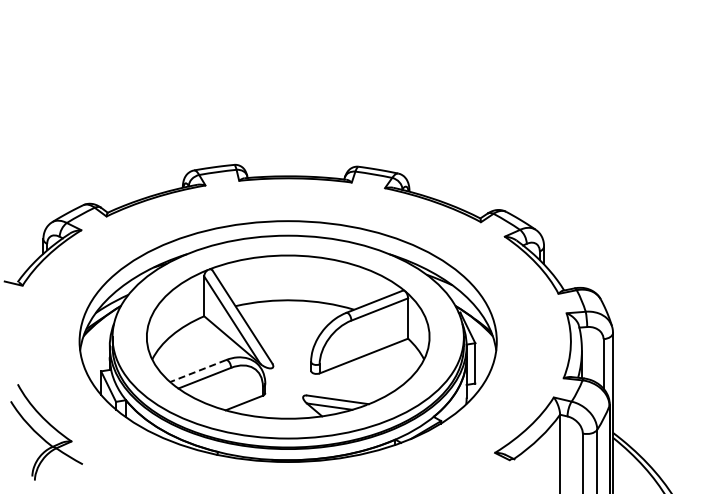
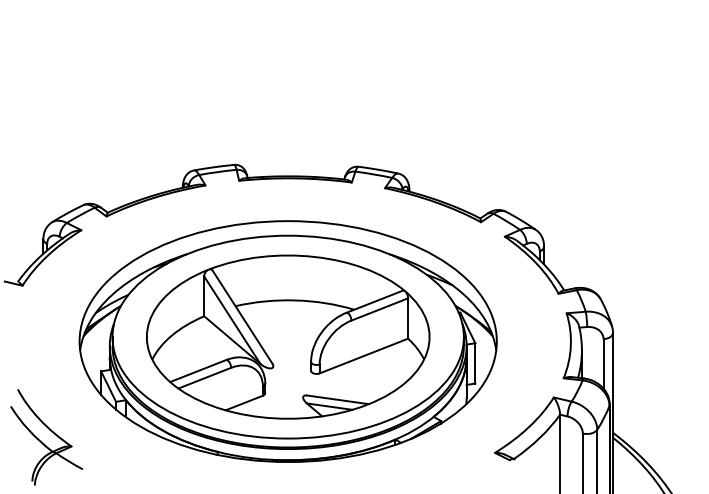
line: dashed -> solid (198, 371)
part position: (46, 432) -> (46, 437) (46, 437)
